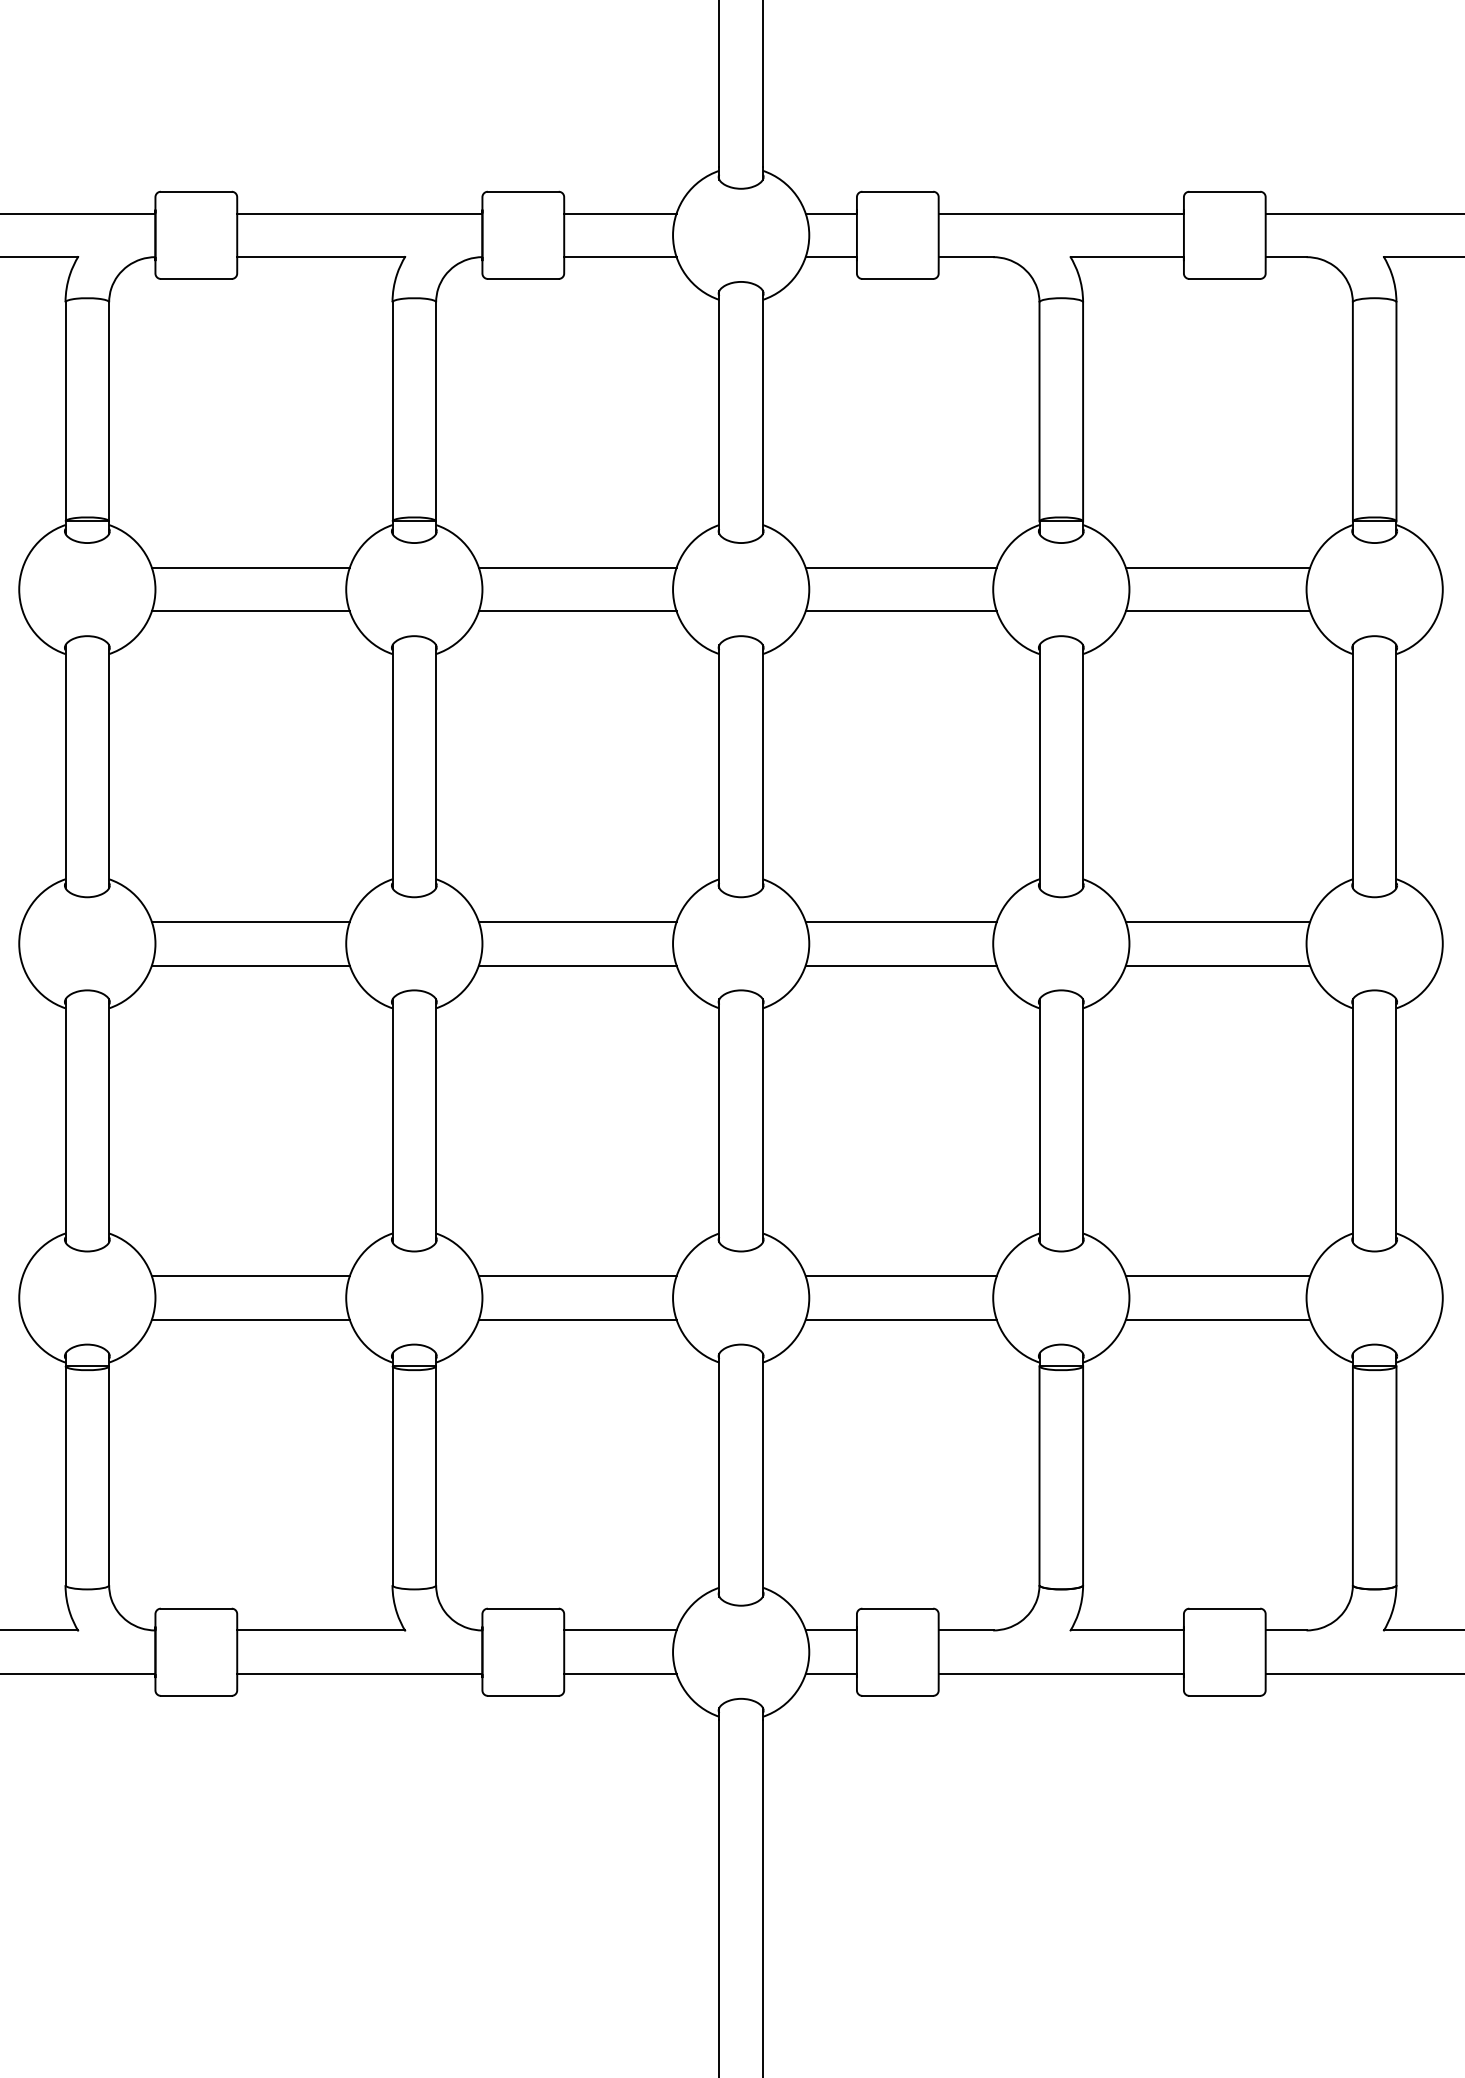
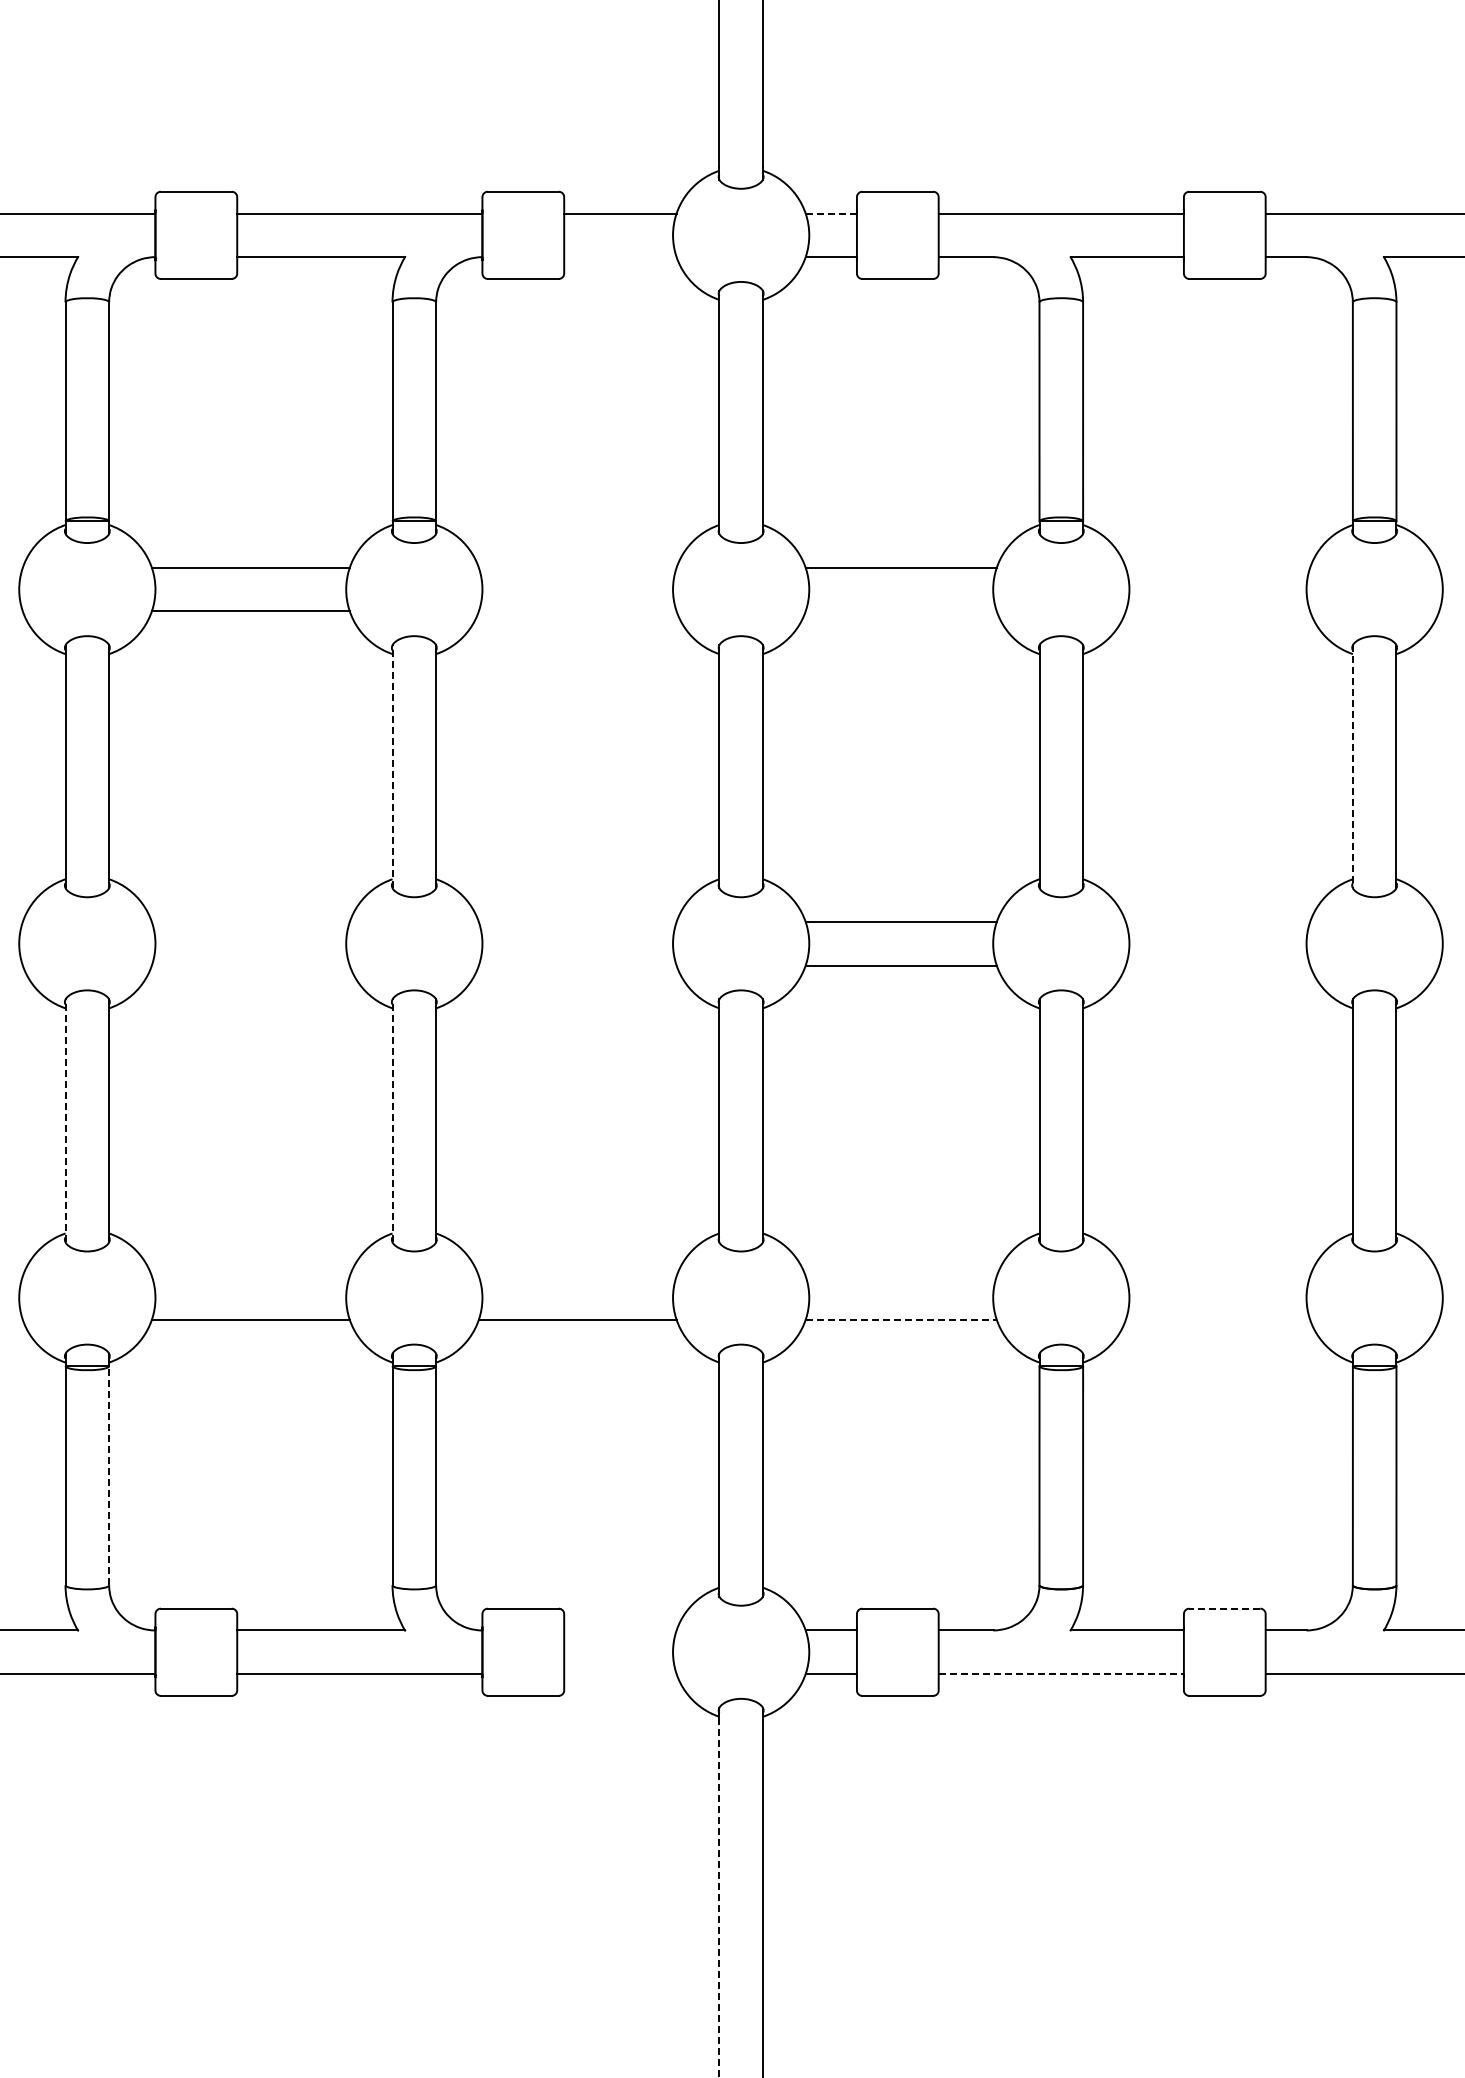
line: solid -> dashed (831, 213)
line: present -> none (620, 257)
line: present -> none (577, 567)
line: present -> none (1217, 567)
line: present -> none (577, 611)
line: present -> none (900, 611)
line: present -> none (1217, 611)
line: solid -> dashed (392, 766)
line: solid -> dashed (1352, 766)
line: present -> none (250, 922)
line: present -> none (577, 922)
line: present -> none (1217, 922)
line: present -> none (250, 965)
line: present -> none (577, 965)
line: present -> none (1217, 965)
line: solid -> dashed (65, 1120)
line: solid -> dashed (392, 1120)
line: present -> none (250, 1276)
line: present -> none (577, 1276)
line: present -> none (900, 1276)
line: present -> none (1217, 1276)
line: solid -> dashed (901, 1319)
line: present -> none (1217, 1319)
line: solid -> dashed (109, 1475)
line: solid -> dashed (1224, 1608)
line: present -> none (620, 1630)
line: present -> none (620, 1674)
line: solid -> dashed (1061, 1674)
line: solid -> dashed (719, 1898)
